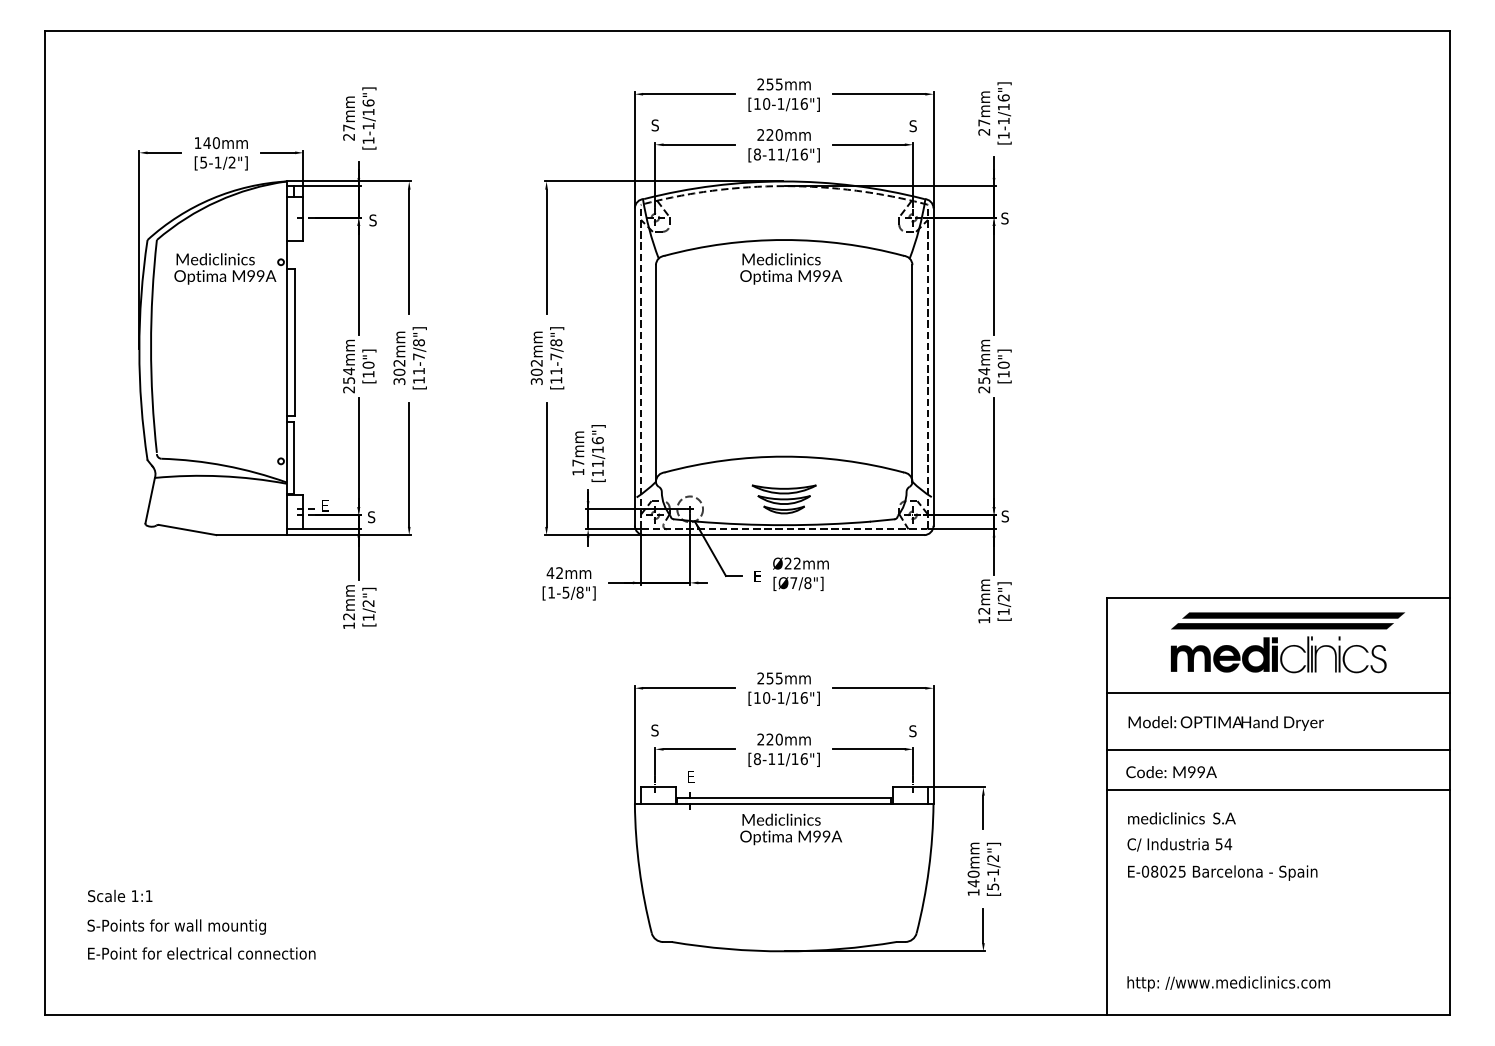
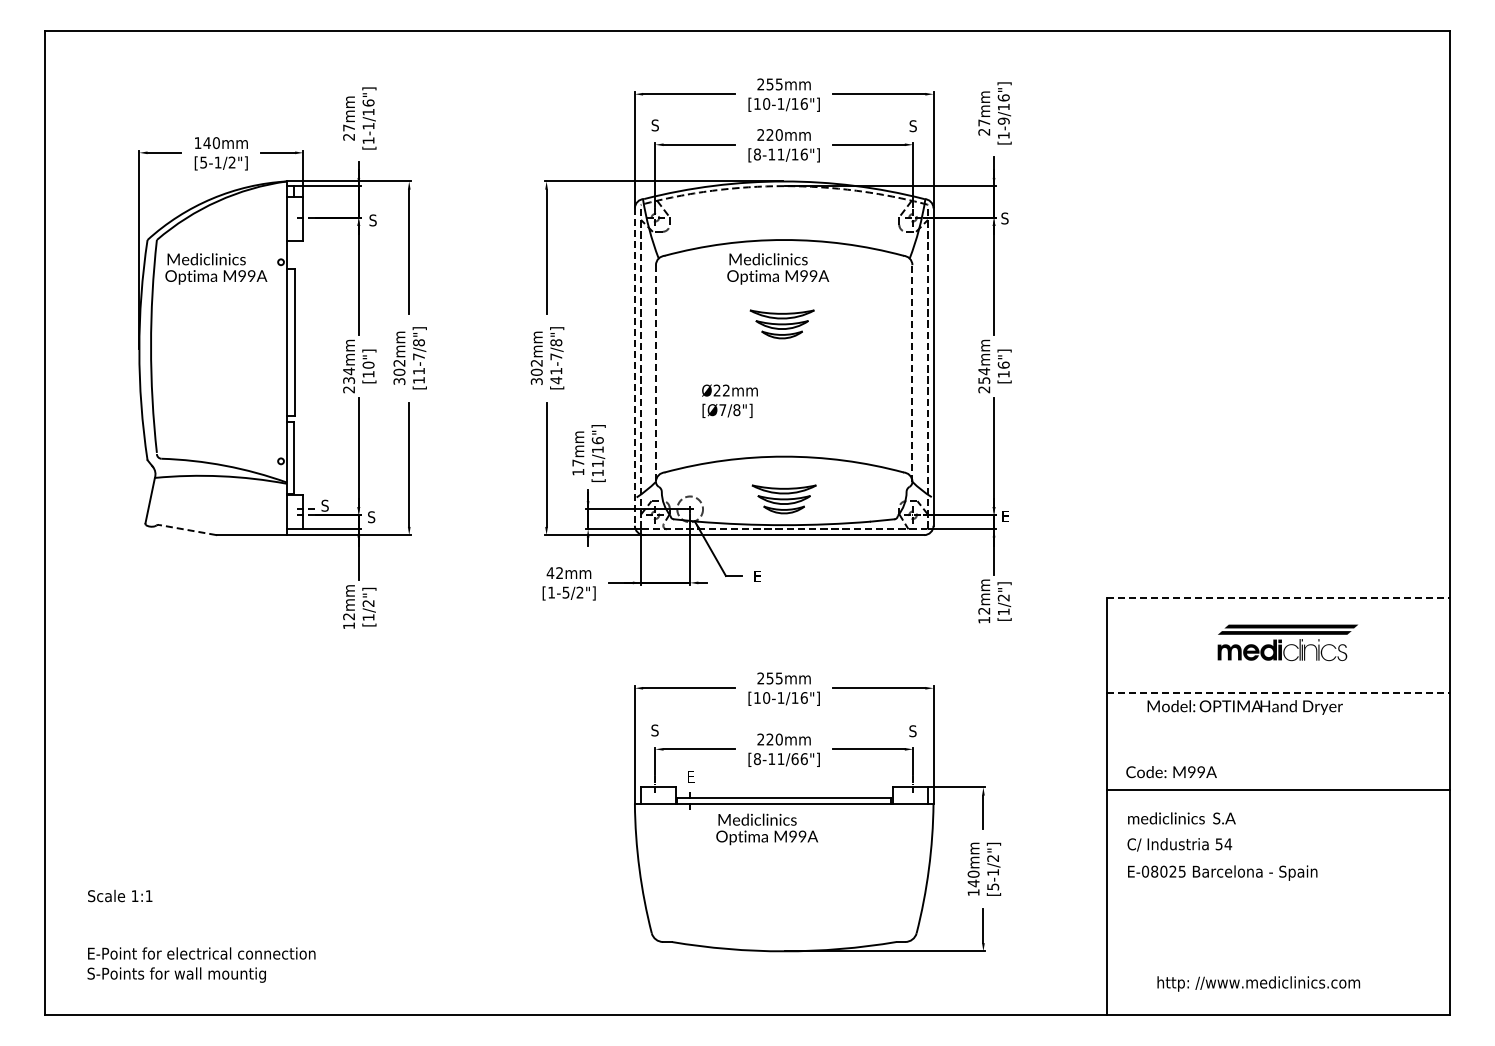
text: [1-1/16"] -> [1-9/16"] (1003, 120)
text position: (225, 268) -> (216, 268) (216, 268)
text position: (791, 268) -> (778, 268) (778, 268)
part: none -> present (781, 324)
text: [10"] -> [16"] (1003, 364)
line: solid -> dashed (634, 367)
line: solid -> dashed (912, 373)
line: solid -> dashed (655, 374)
text: 254mm -> 234mm (348, 380)
text: [11-7/8"] -> [41-7/8"] (556, 380)
text: E -> S (324, 505)
text: S -> E (1004, 516)
line: solid -> dashed (187, 530)
text position: (800, 573) -> (729, 400) (729, 400)
text: [1-5/8"] -> [1-5/2"] (579, 592)
line: solid -> dashed (1278, 597)
part size: 234x62 px -> 141x38 px (1287, 642)
line: solid -> dashed (1278, 692)
text position: (1225, 723) -> (1244, 707) (1244, 707)
line: present -> none (1278, 750)
text: [8-11/16"] -> [8-11/66"] (794, 759)
text position: (791, 829) -> (767, 829) (767, 829)
text position: (176, 926) -> (176, 974) (176, 974)
text position: (1228, 983) -> (1258, 983) (1258, 983)
